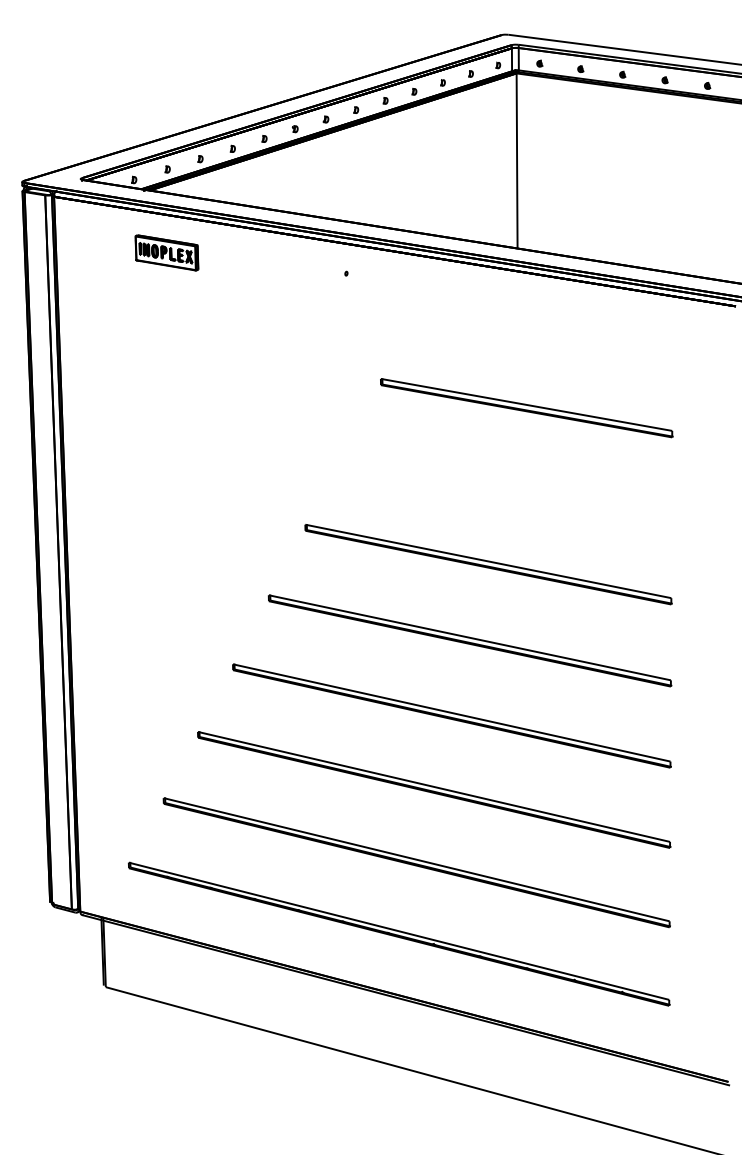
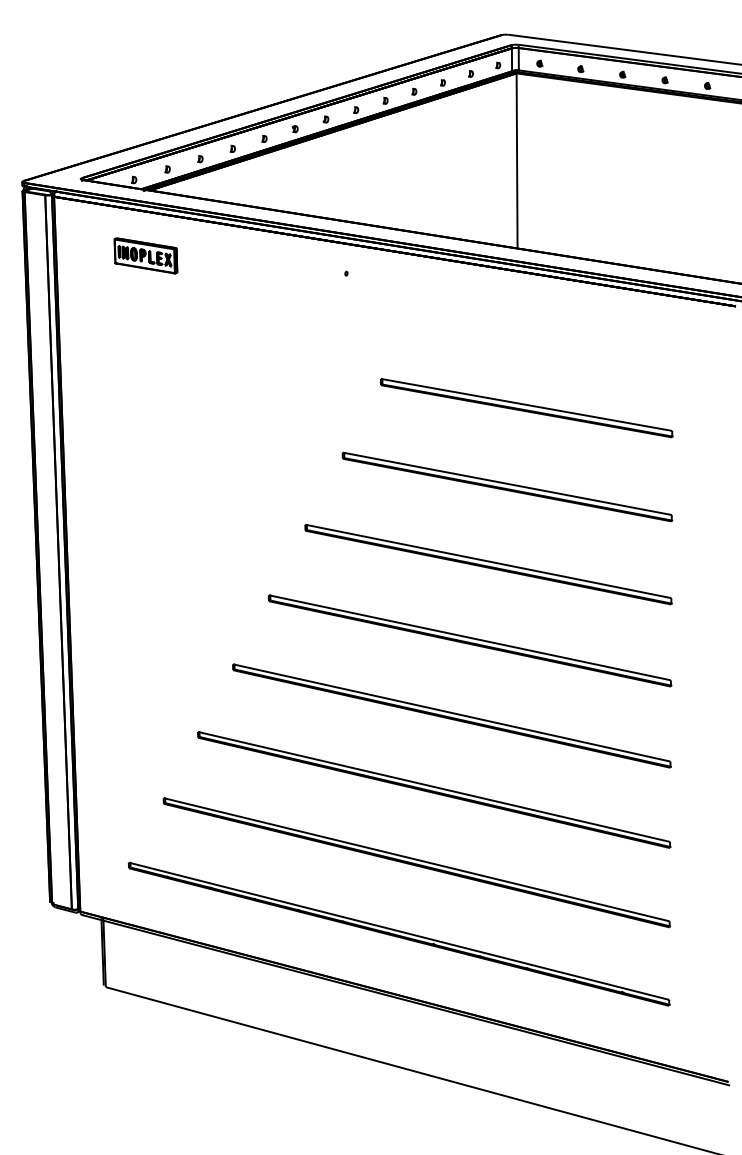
part position: (166, 252) -> (145, 255) (145, 255)
part: none -> present (507, 486)
